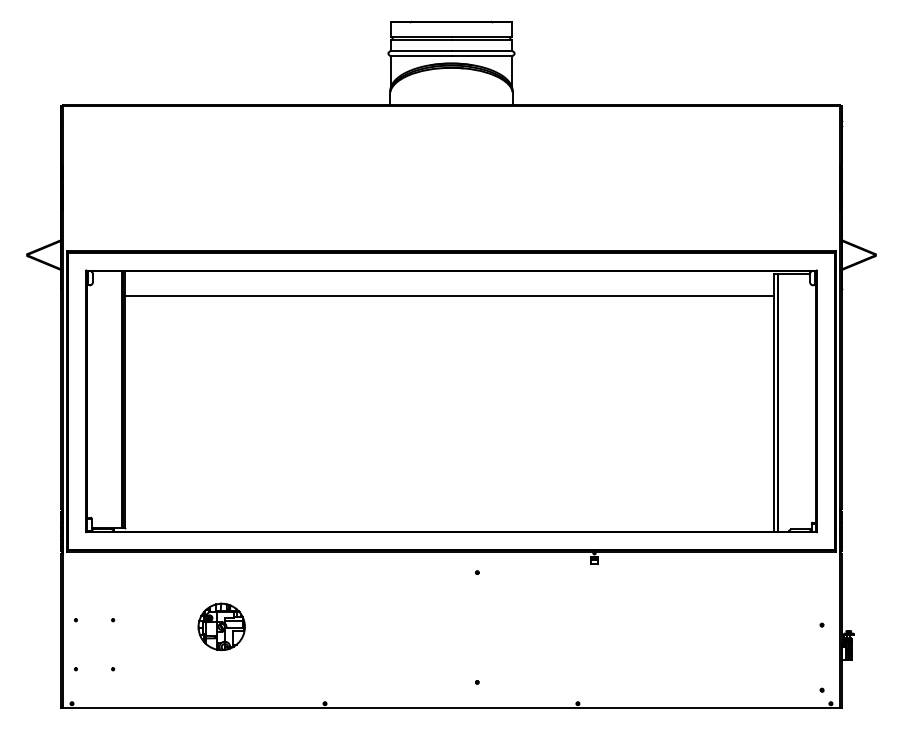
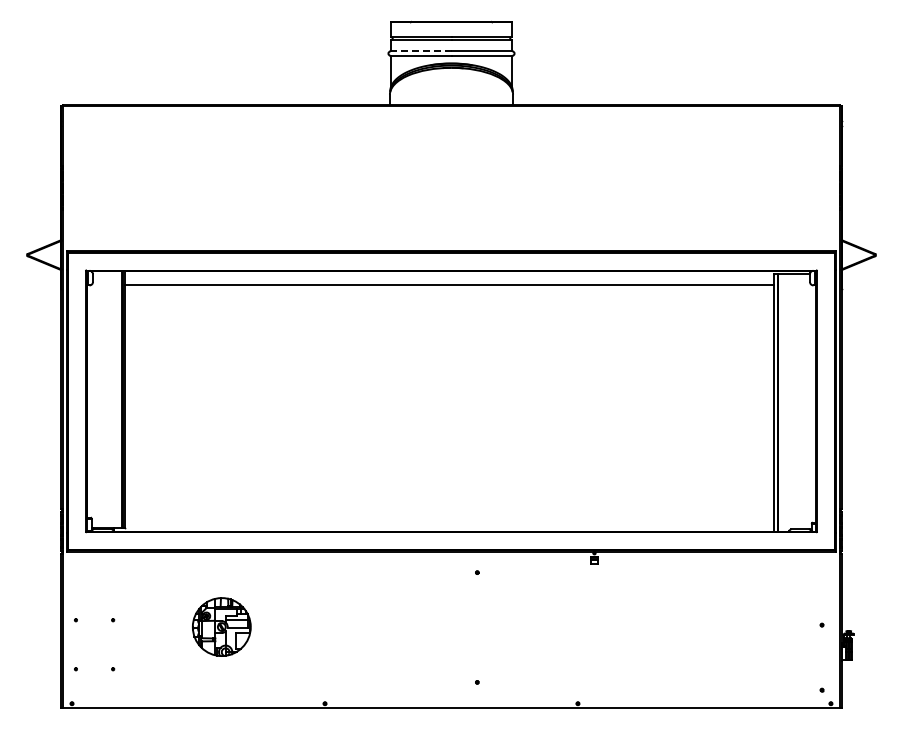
line: solid -> dashed (420, 51)
line position: (449, 296) -> (449, 285) (449, 285)
part size: 49x49 px -> 60x60 px (221, 626)
